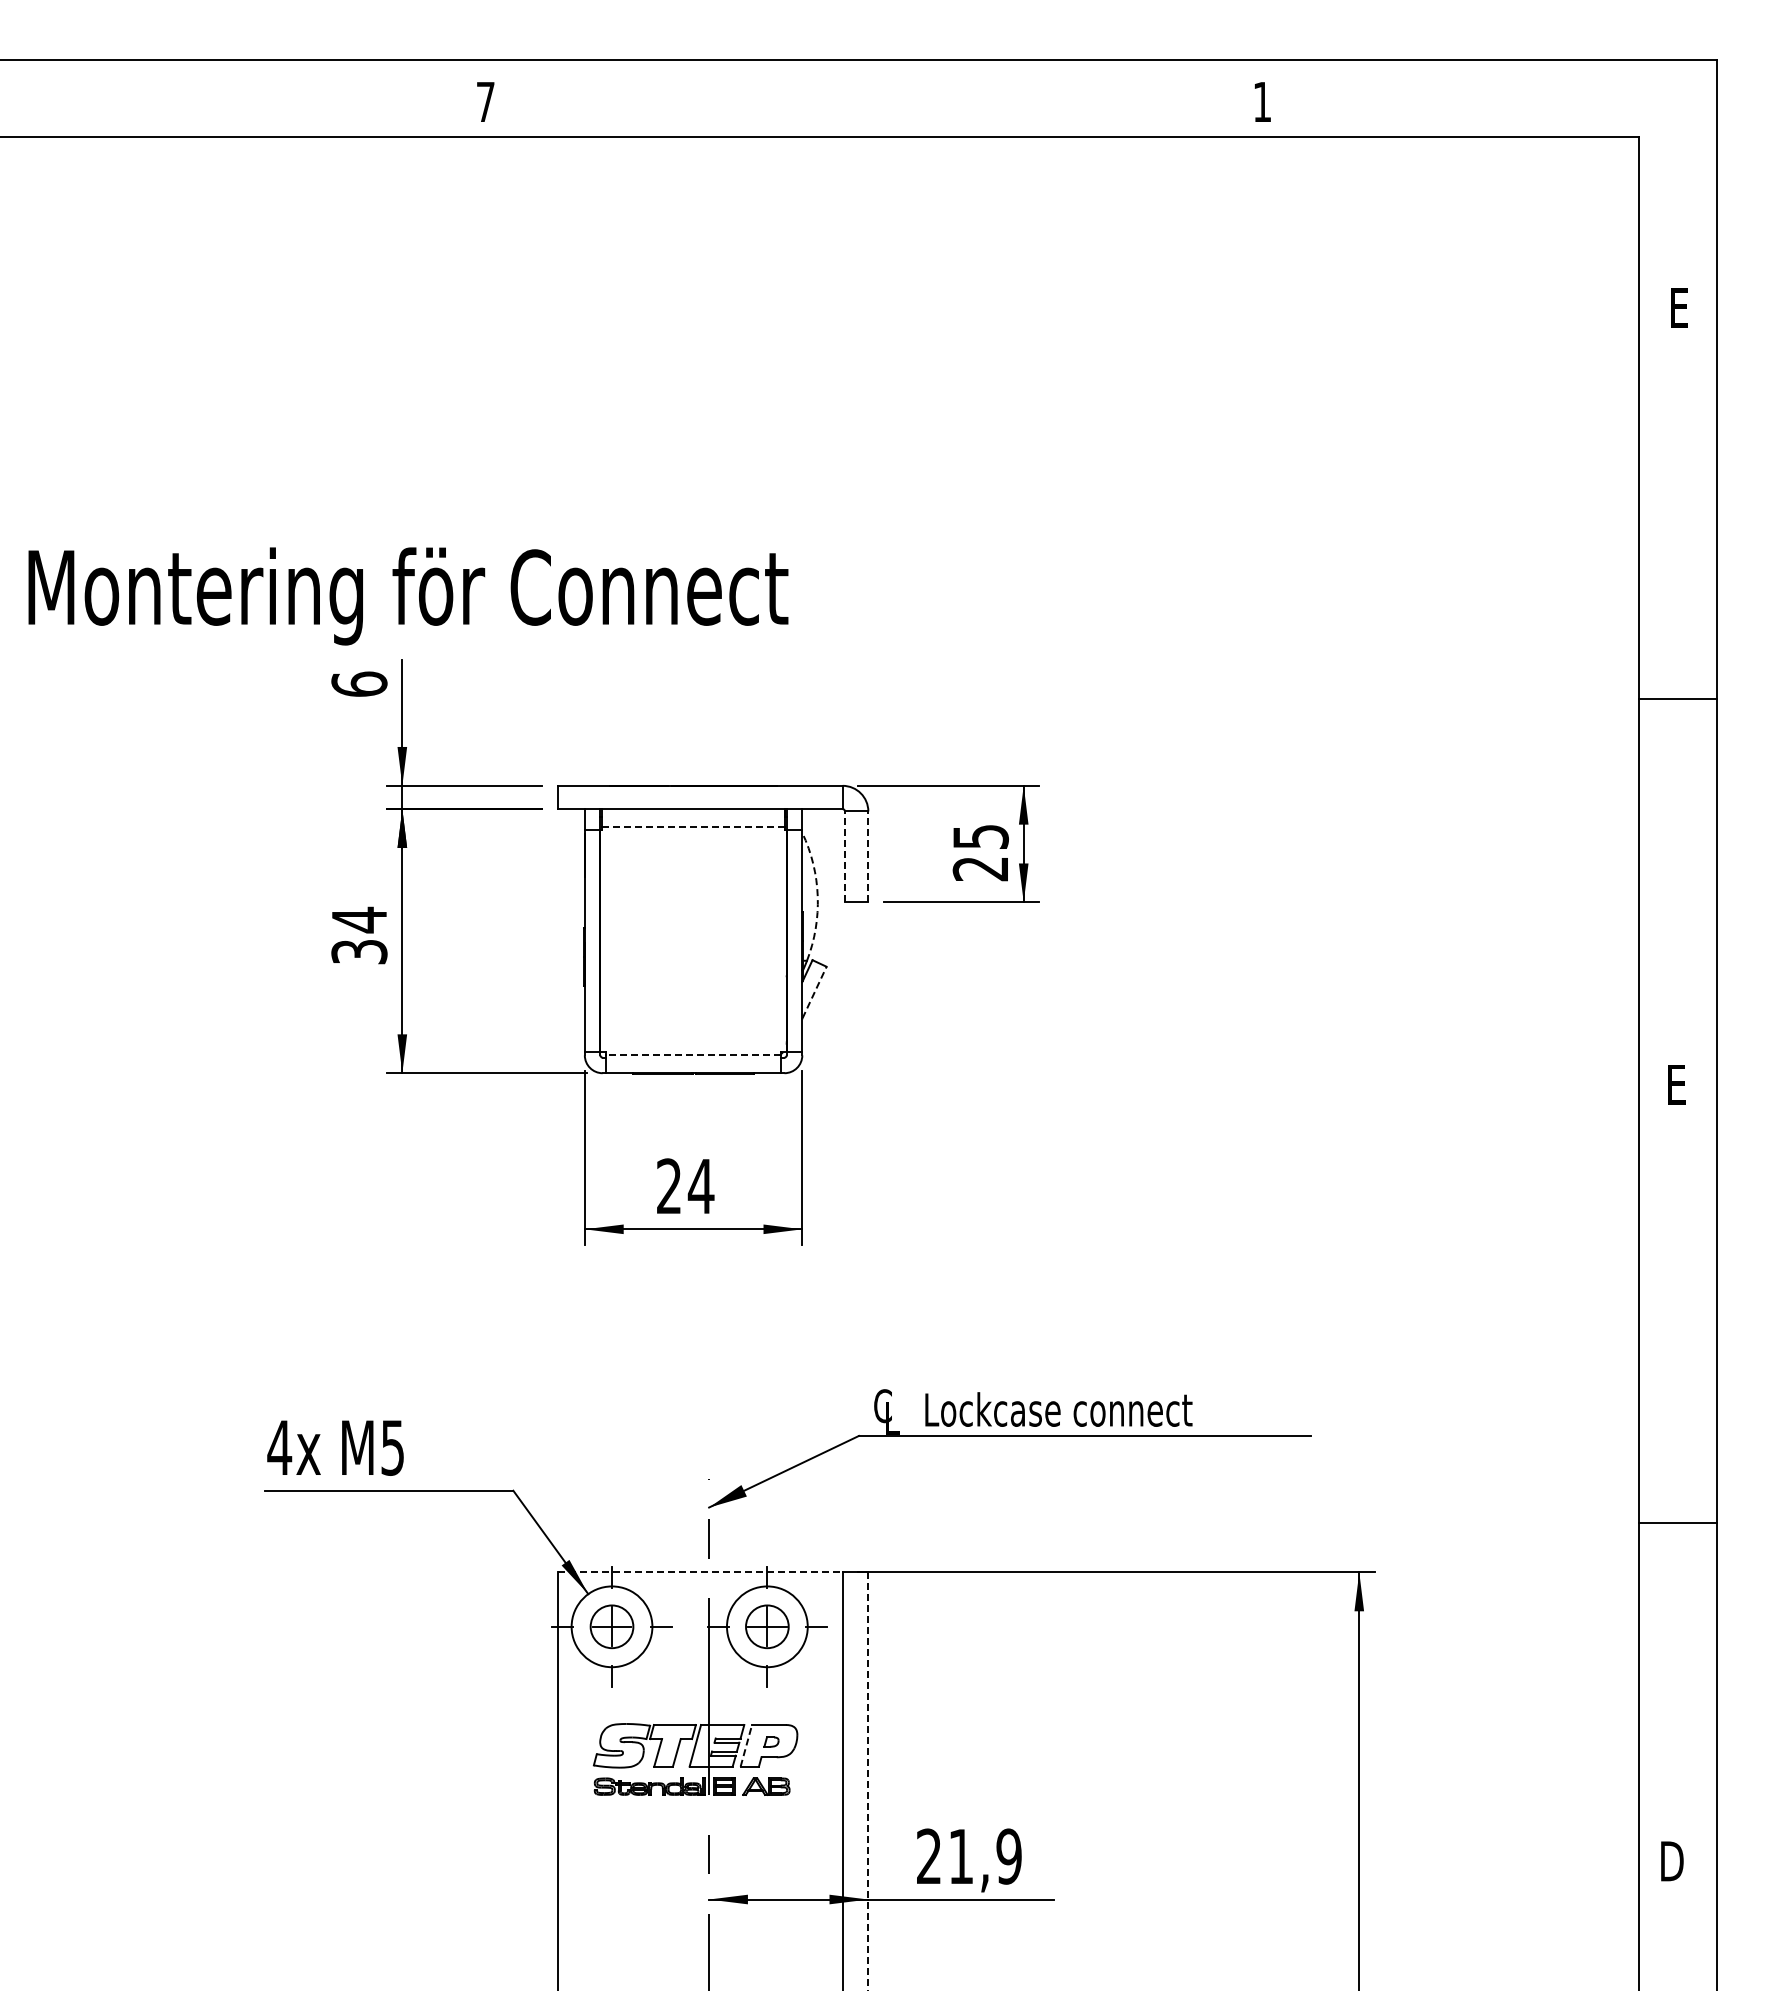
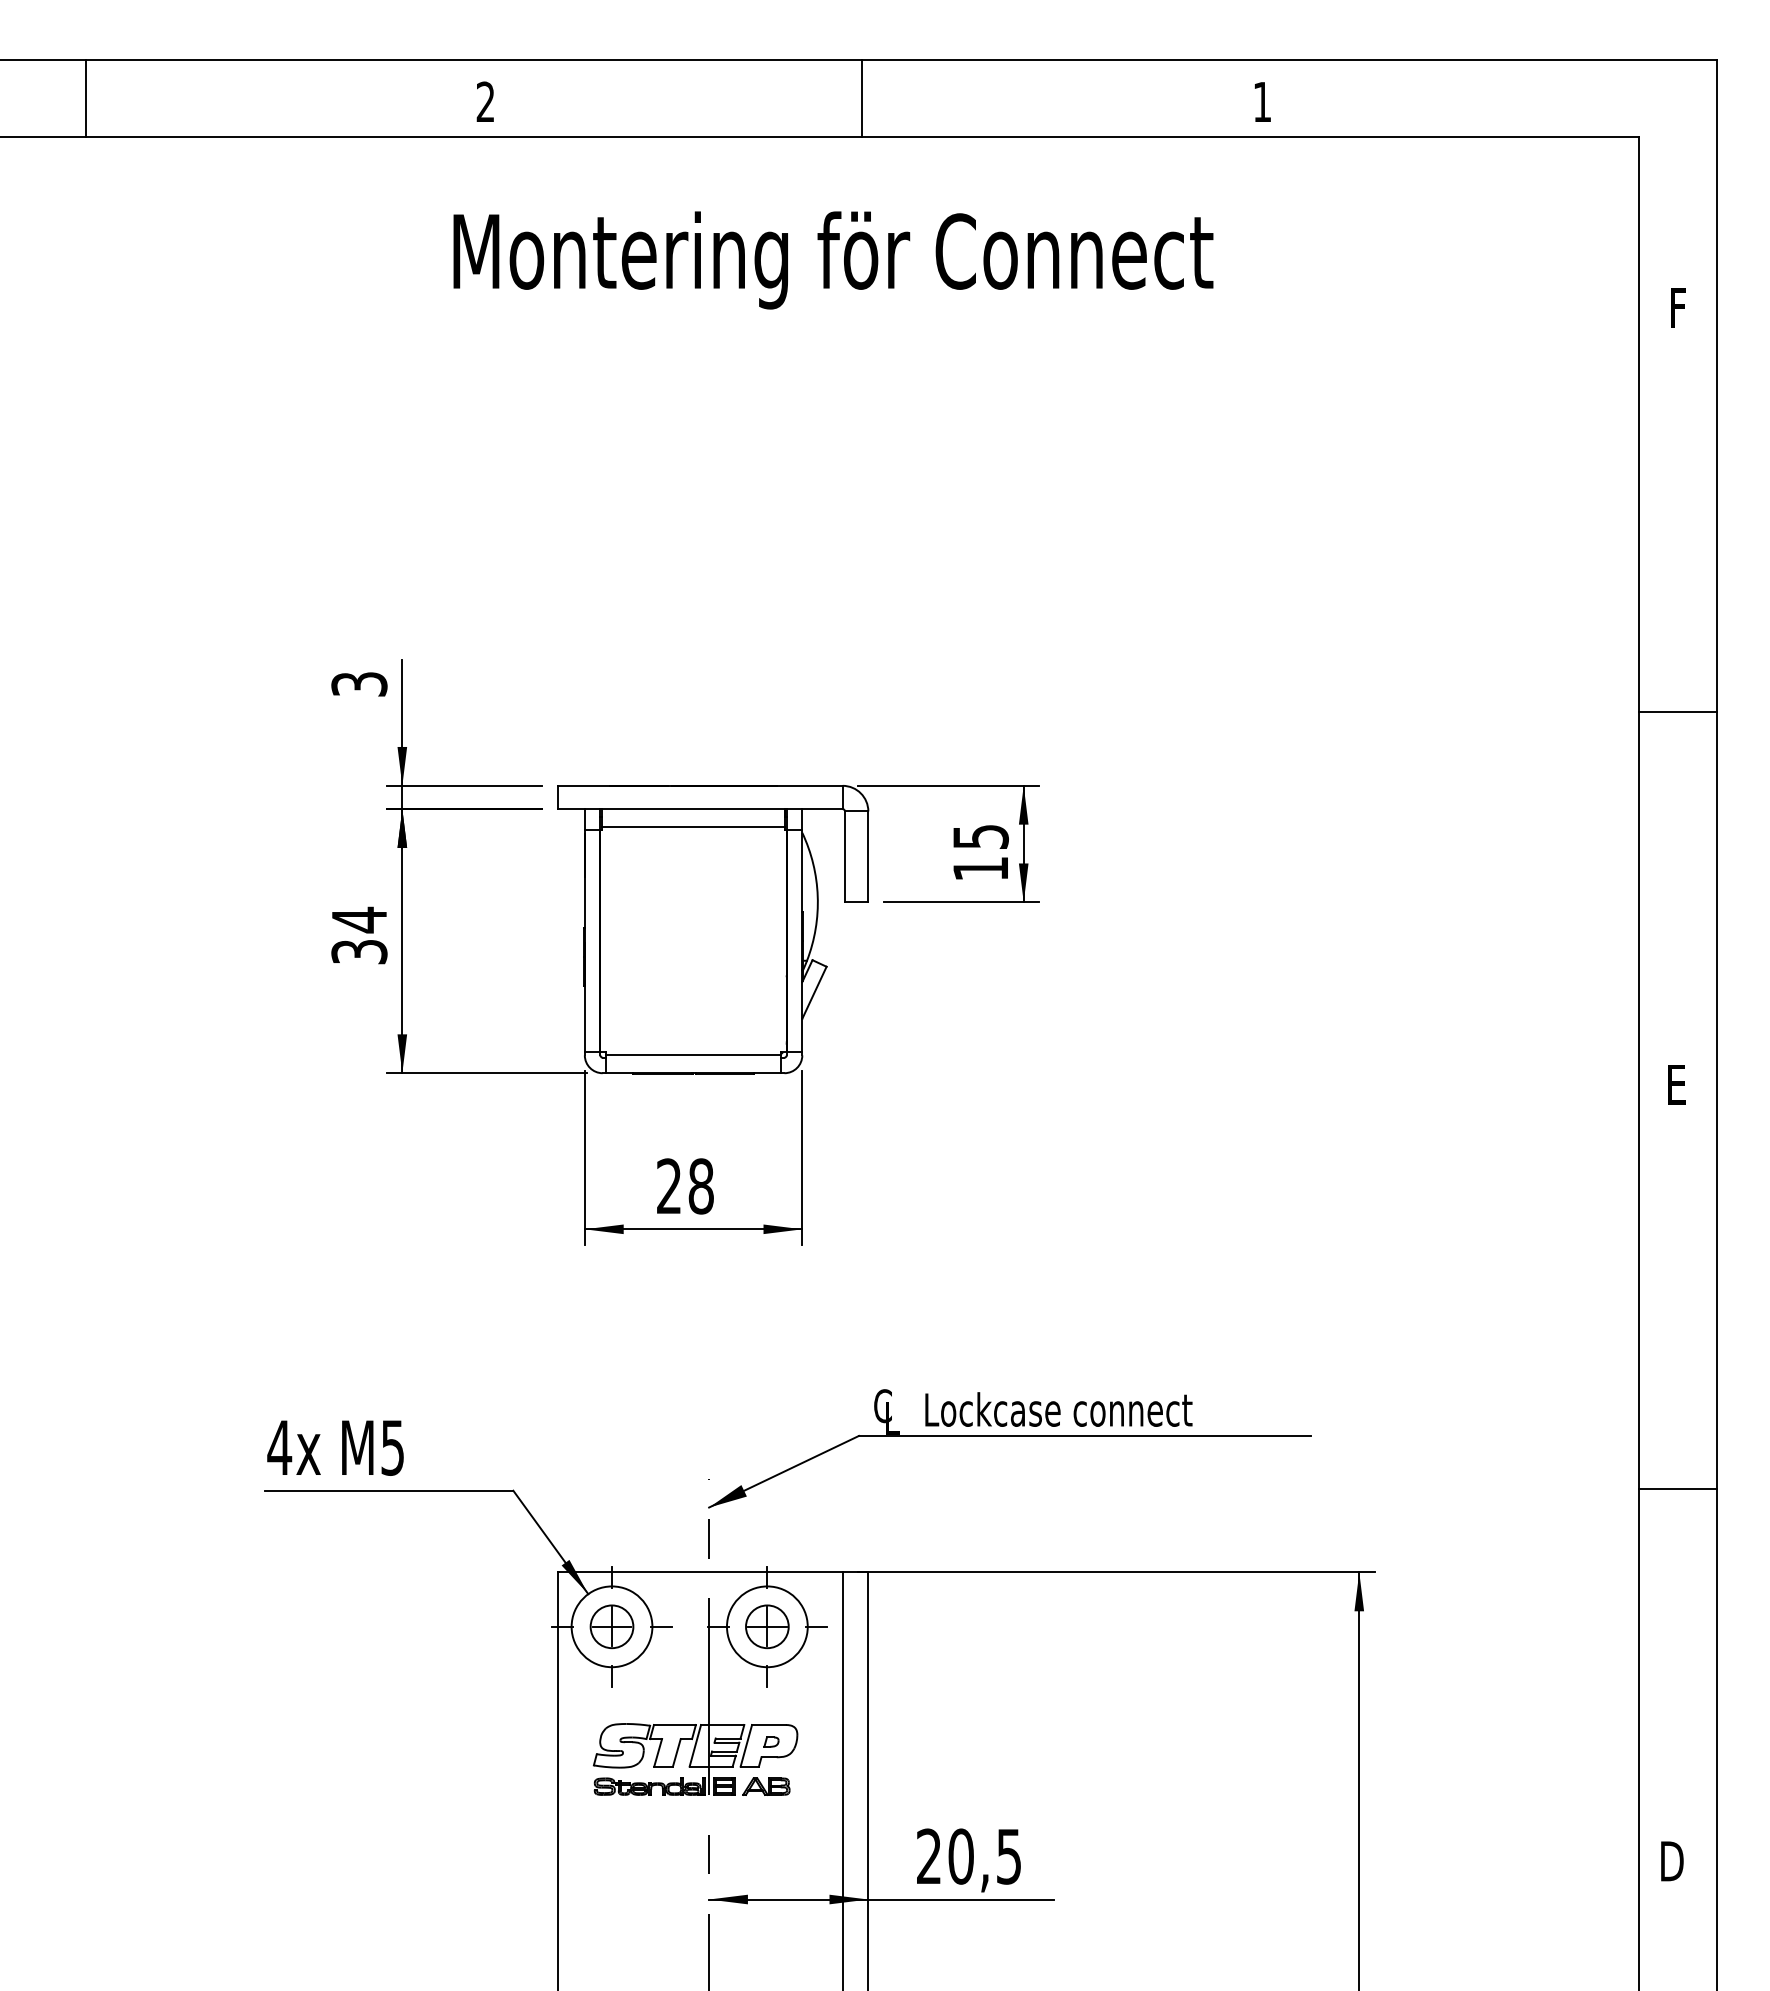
line: none -> present (85, 98)
line: none -> present (862, 98)
text: 7 -> 2 (485, 101)
text: E -> F (1681, 307)
text position: (408, 596) -> (833, 260) (833, 260)
text: 6 -> 3 (359, 683)
line position: (1677, 699) -> (1677, 712) (1677, 712)
line: dashed -> solid (693, 827)
line: dashed -> solid (845, 856)
line: dashed -> solid (868, 856)
text: 25 -> 15 (979, 869)
arc: dashed -> solid (817, 896)
line: dashed -> solid (814, 992)
line: dashed -> solid (693, 1055)
text: 24 -> 28 (700, 1186)
line position: (1677, 1522) -> (1677, 1488) (1677, 1488)
line: dashed -> solid (700, 1572)
line: dashed -> solid (746, 1745)
line: dashed -> solid (868, 1781)
text: 21,9 -> 20,5 (984, 1856)
